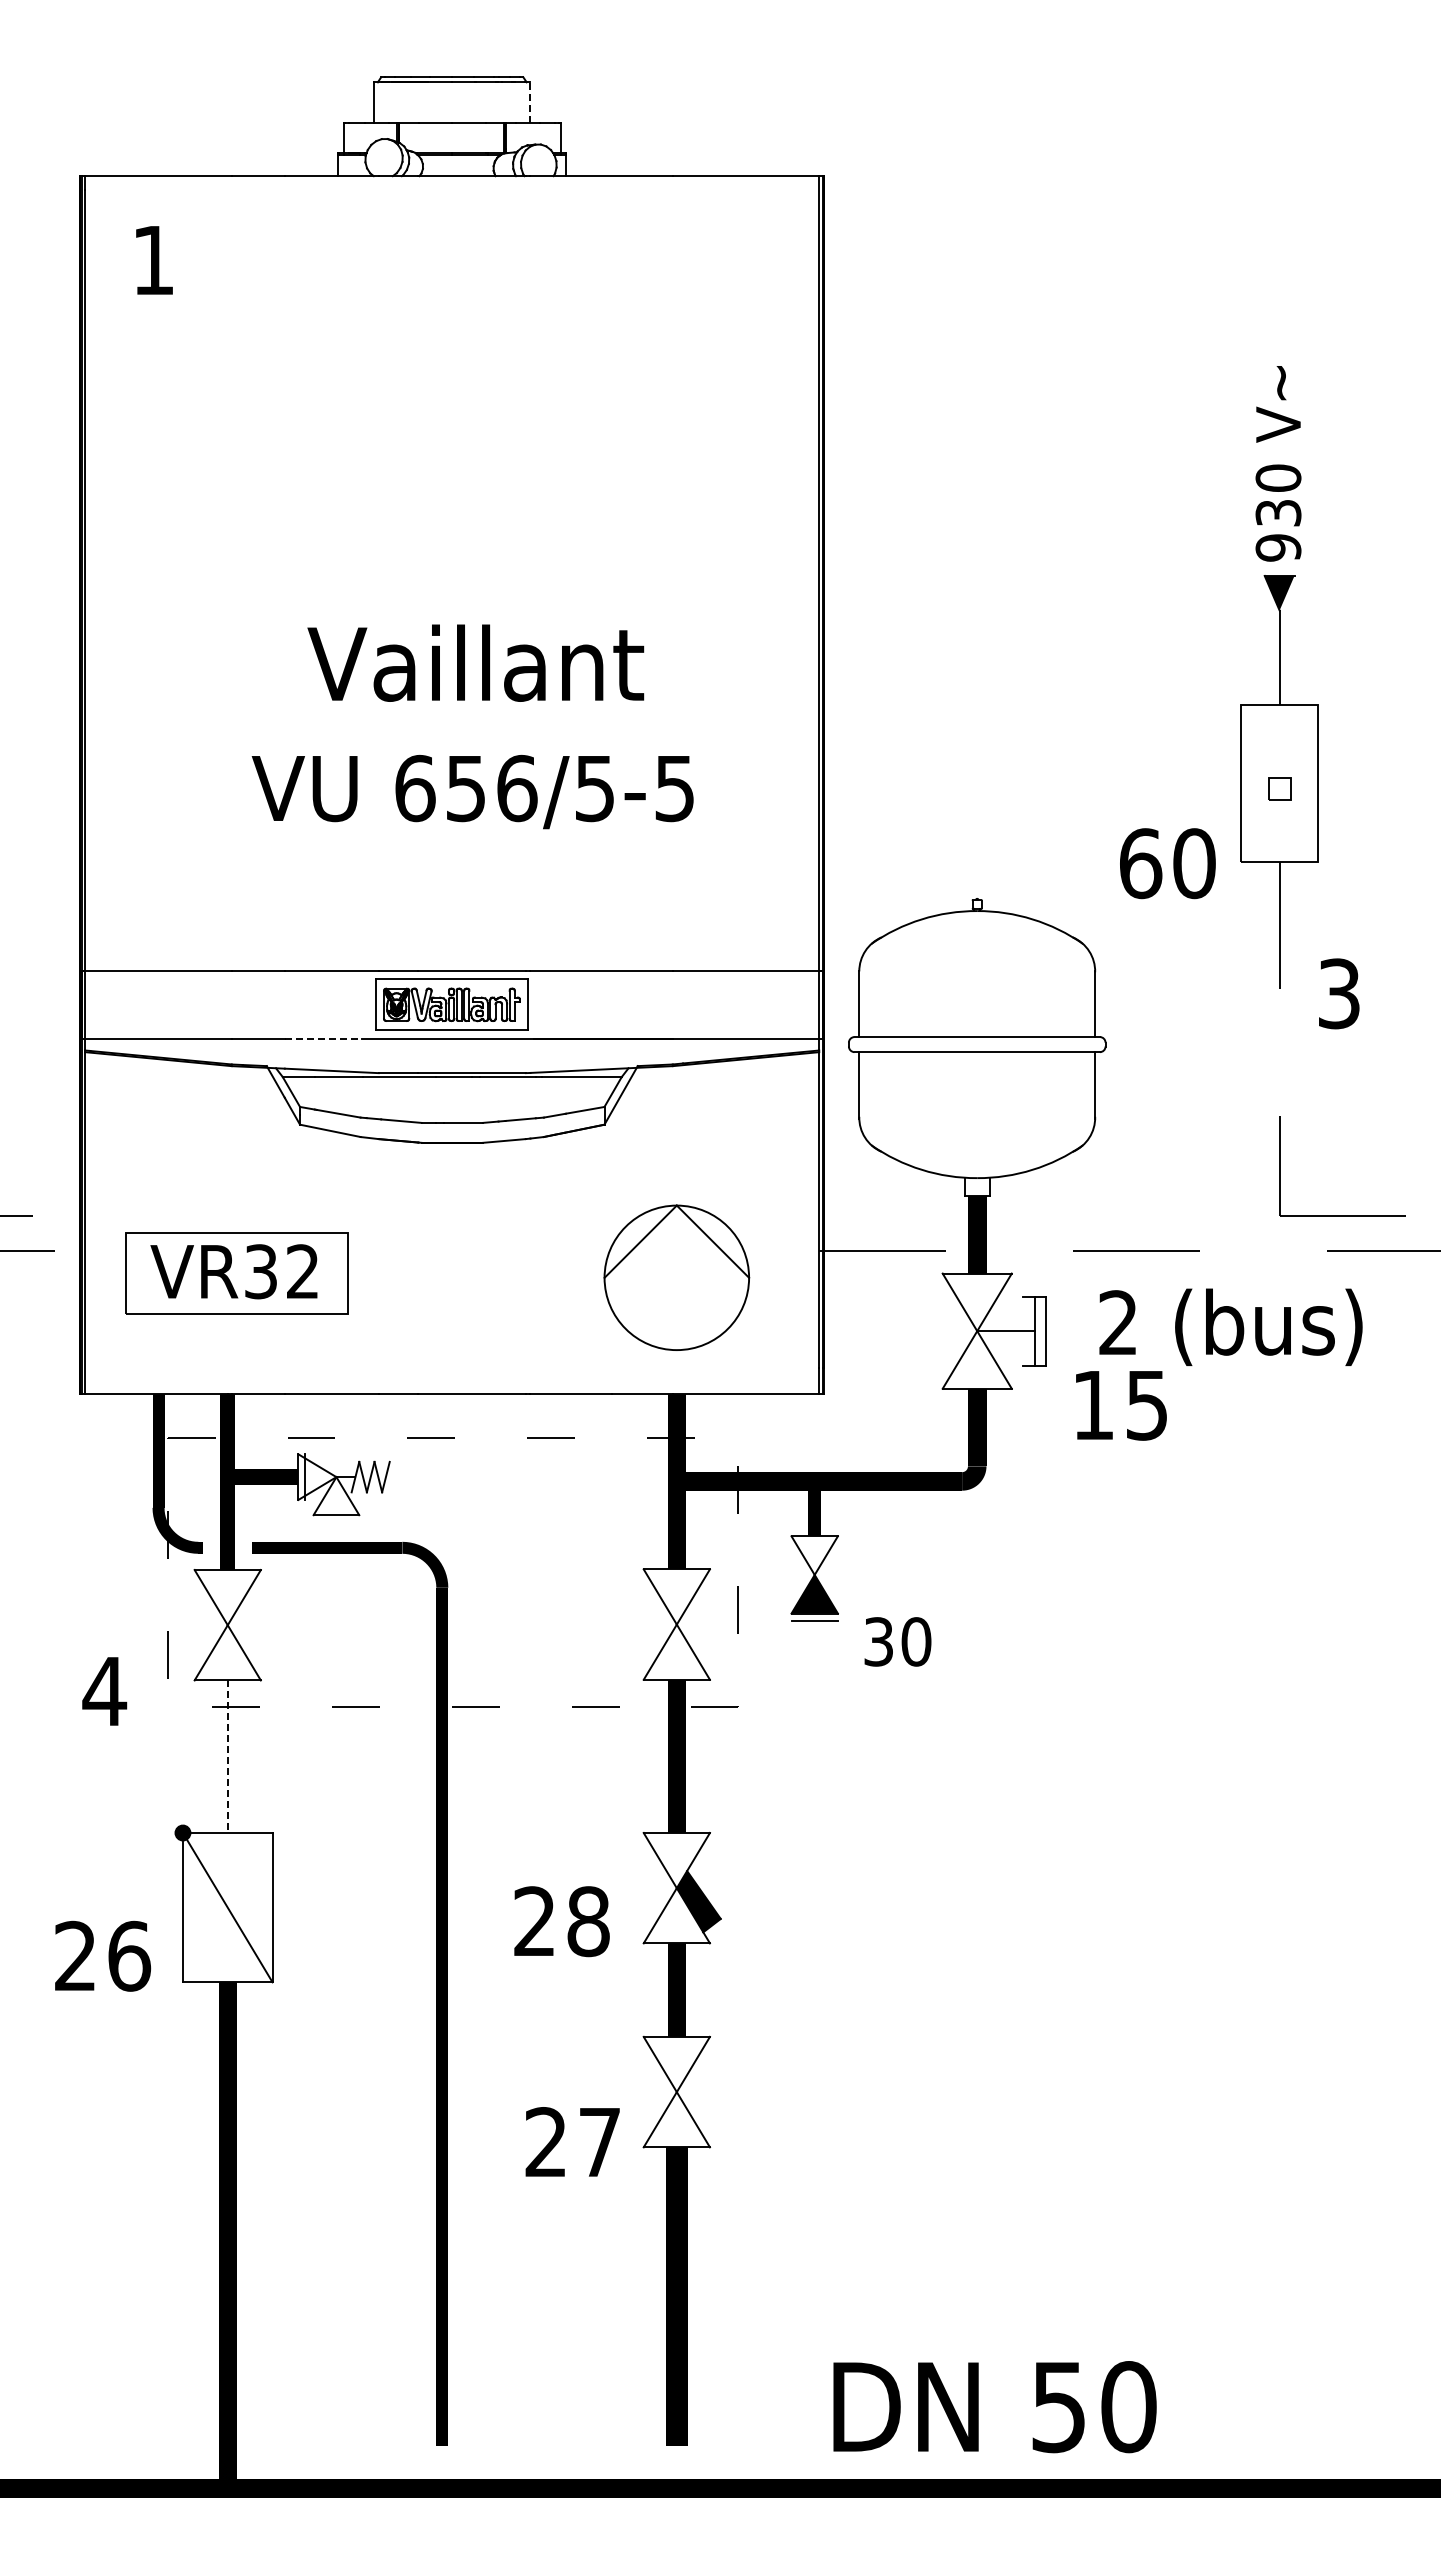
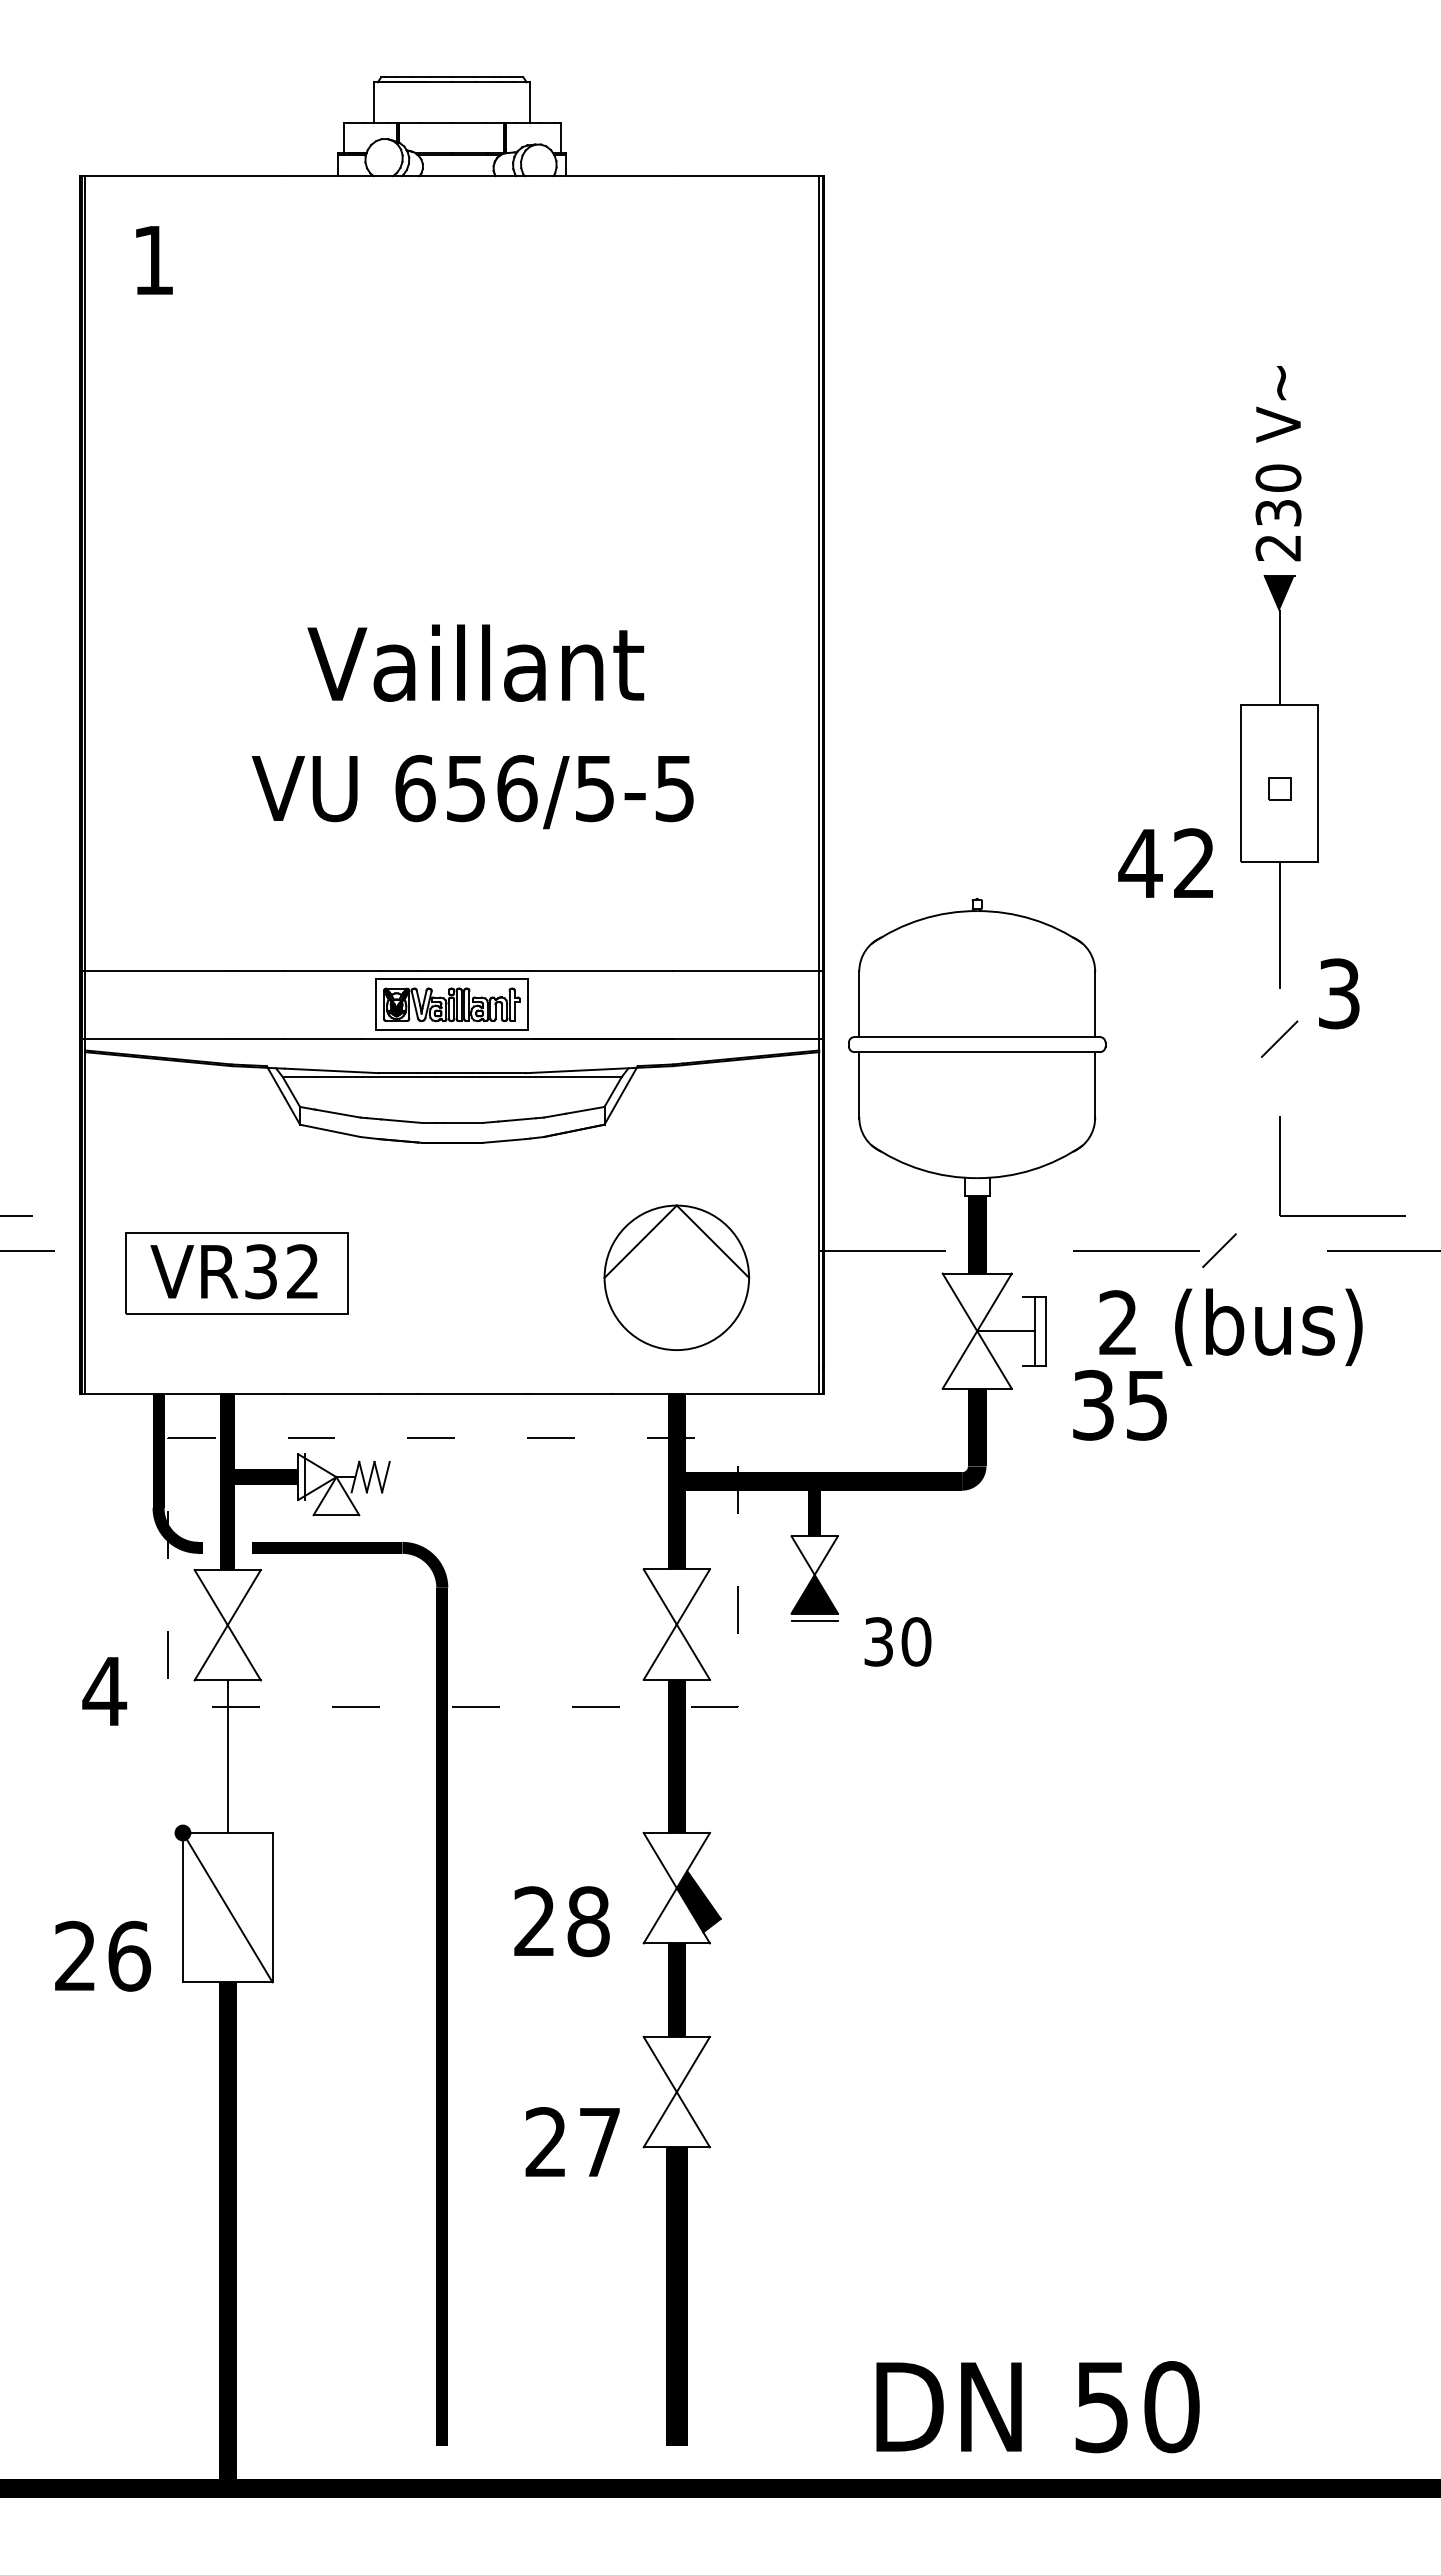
line: dashed -> solid (530, 102)
text: 930 -> 230 (1278, 547)
text: 60 -> 42 (1166, 863)
line: dashed -> solid (323, 1038)
line: none -> present (1279, 1038)
line: none -> present (1219, 1250)
text: 15 -> 35 (1093, 1404)
line: dashed -> solid (227, 1757)
text position: (994, 2407) -> (1037, 2407) (1037, 2407)
